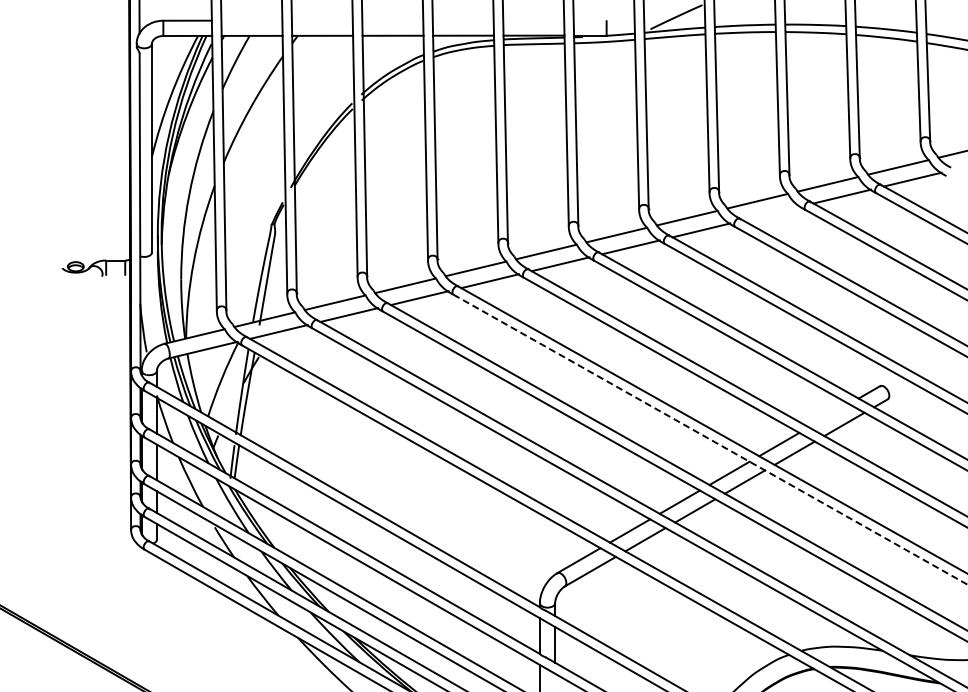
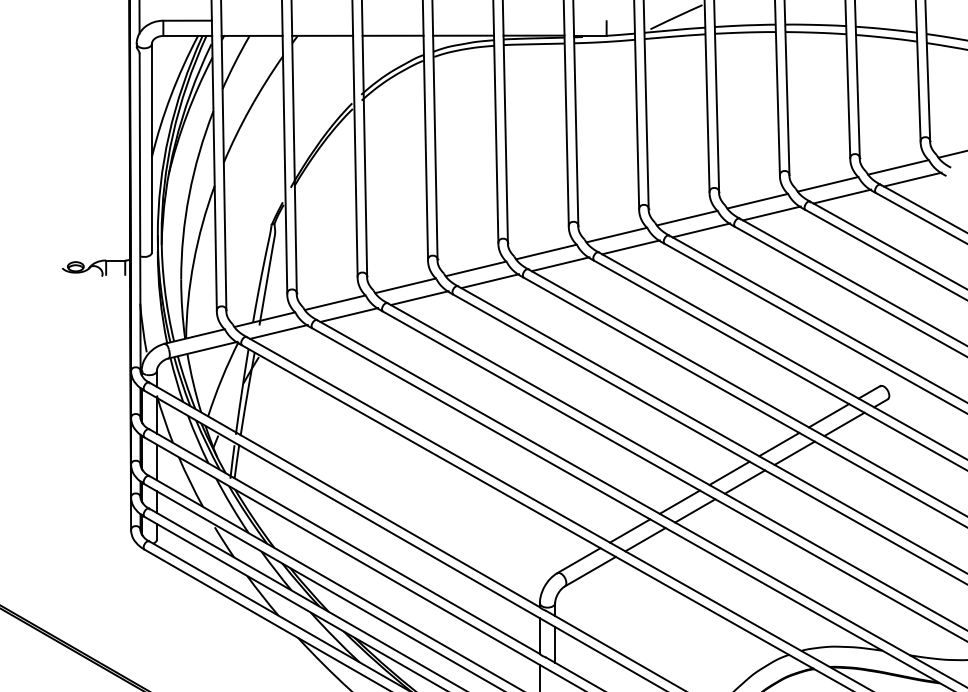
line: none -> present (771, 213)
line: none -> present (828, 415)
line: dashed -> solid (710, 439)
